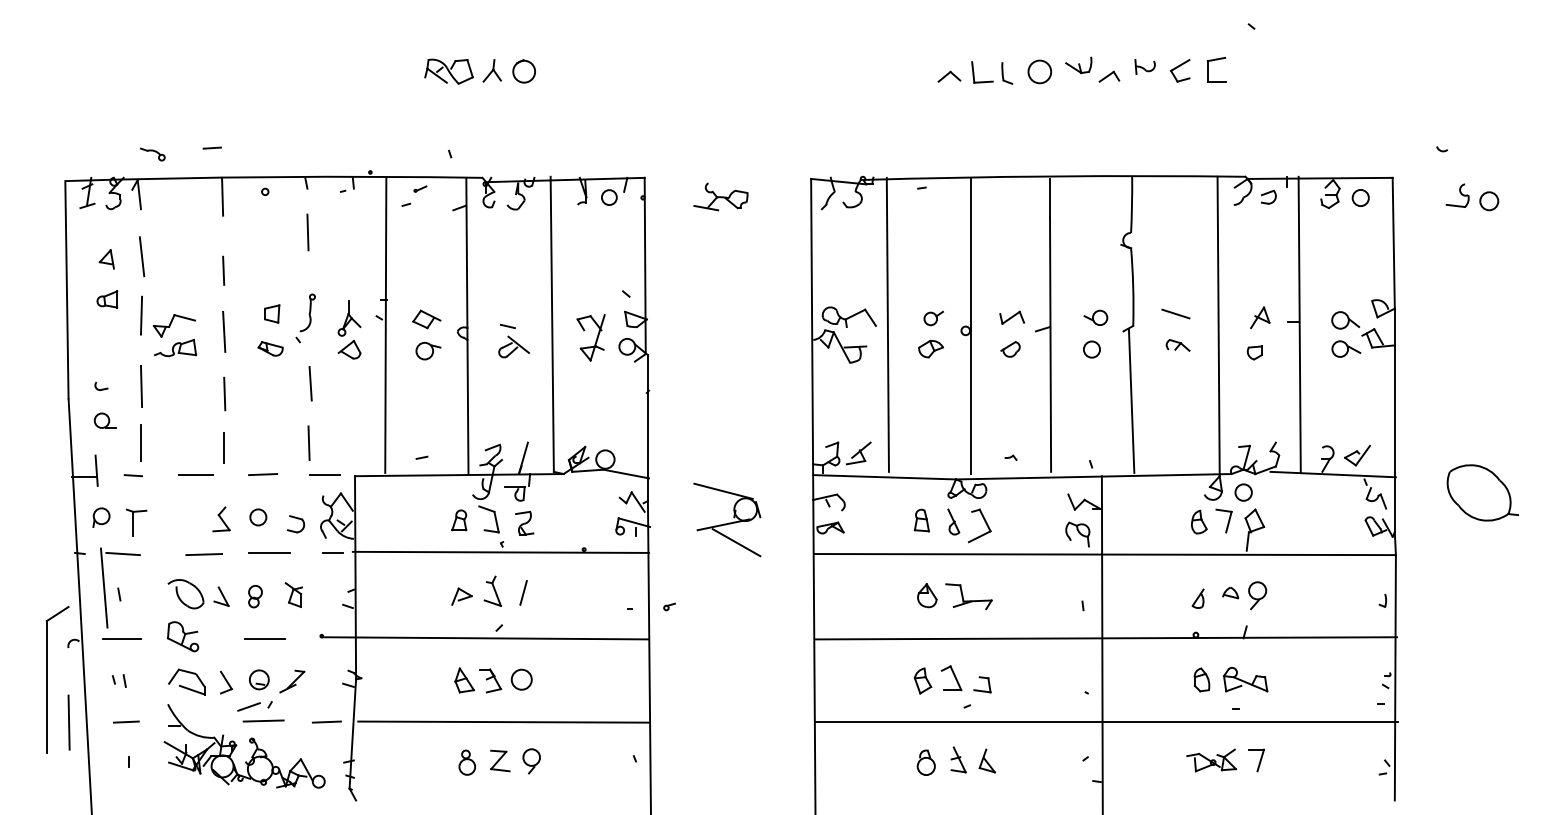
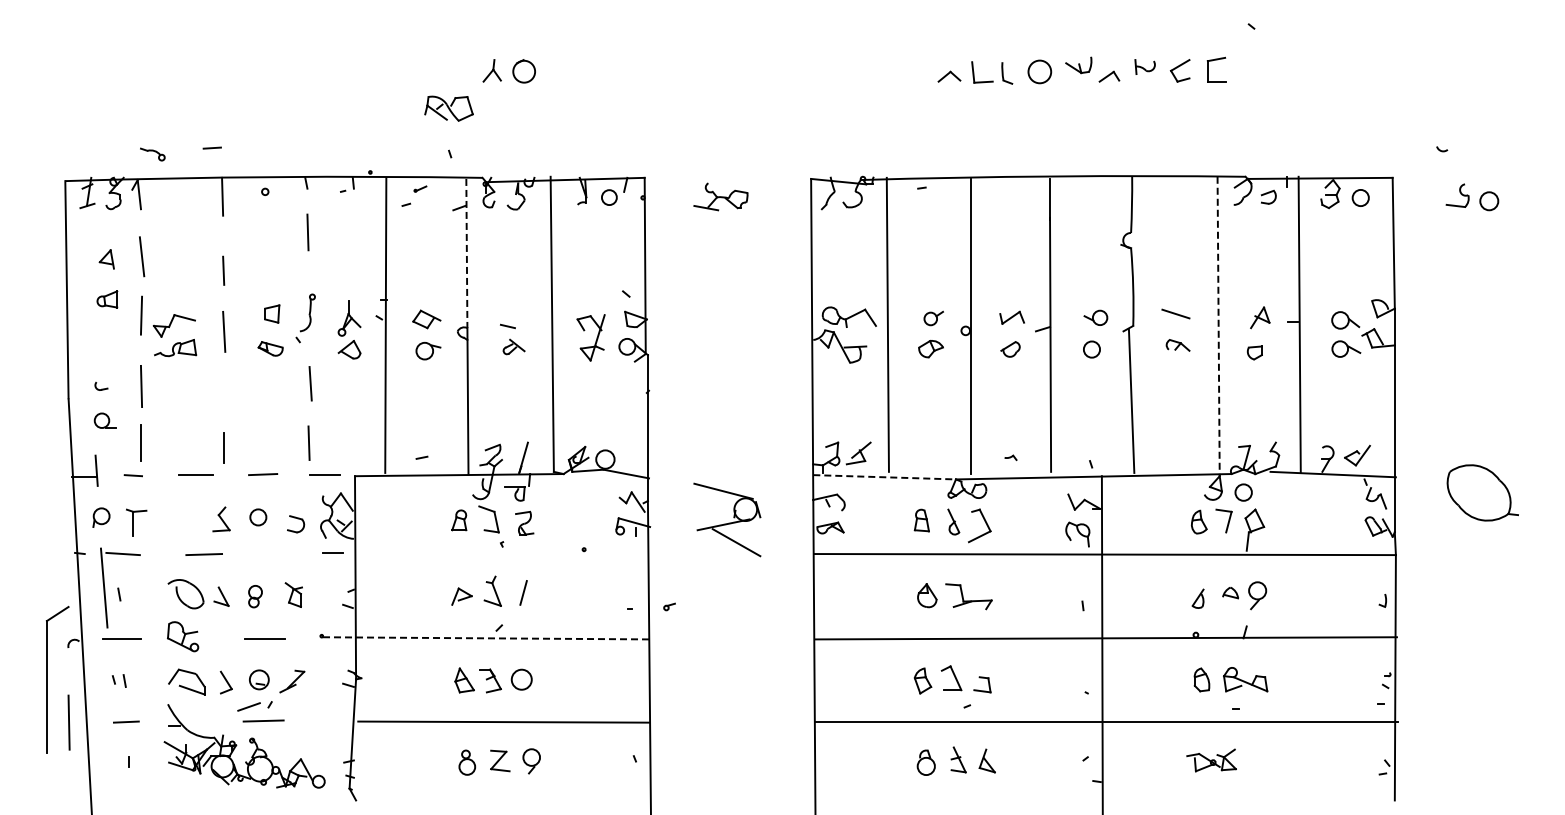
part position: (448, 71) -> (448, 108) (448, 108)
line: solid -> dashed (466, 253)
line: solid -> dashed (1218, 326)
part size: 32x24 px -> 24x18 px (513, 346)
line: present -> none (224, 393)
line: solid -> dashed (885, 477)
line: present -> none (500, 551)
line: present -> none (269, 552)
line: solid -> dashed (485, 638)
line: present -> none (326, 721)
part: present -> none (1256, 760)
